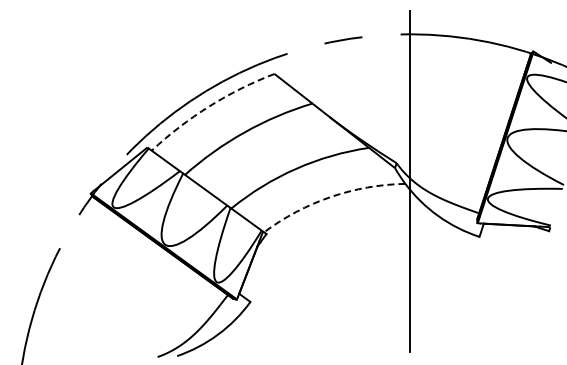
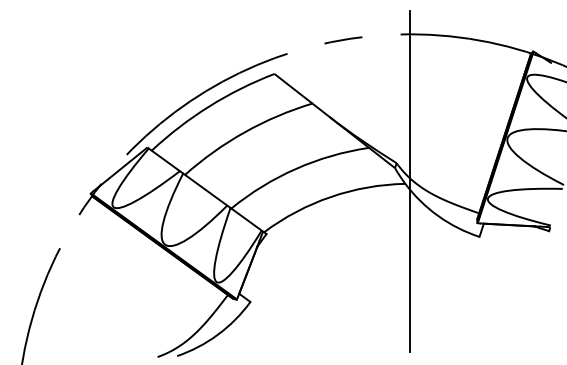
arc: dashed -> solid (209, 106)
arc: dashed -> solid (330, 196)
